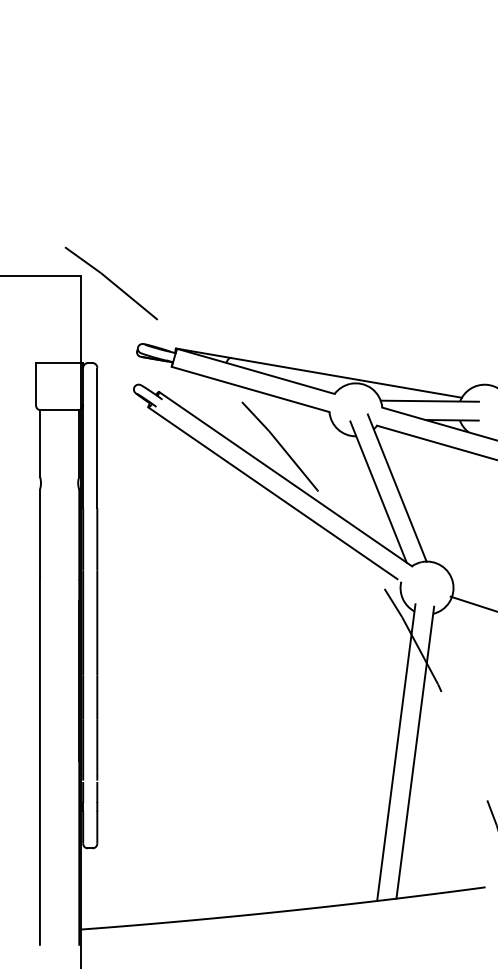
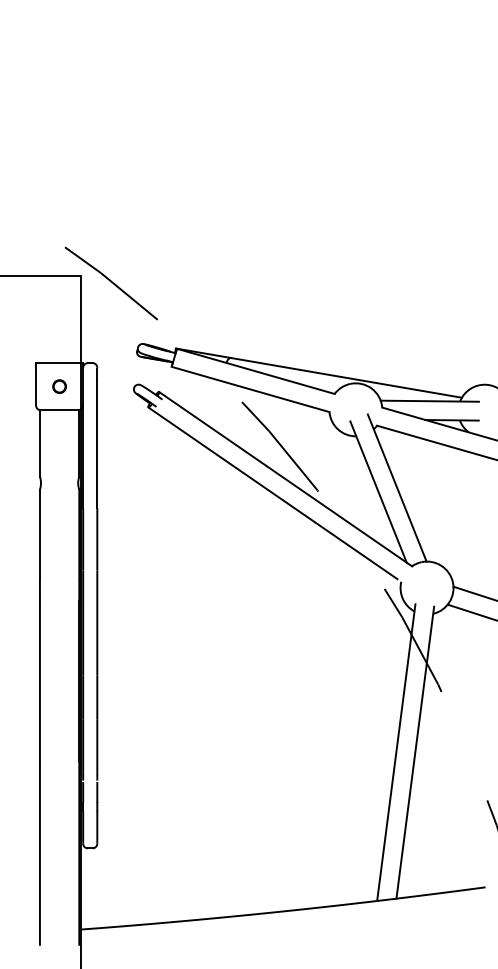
circle: none -> present (59, 386)
line: none -> present (473, 592)
line position: (472, 603) -> (470, 611) (470, 611)
